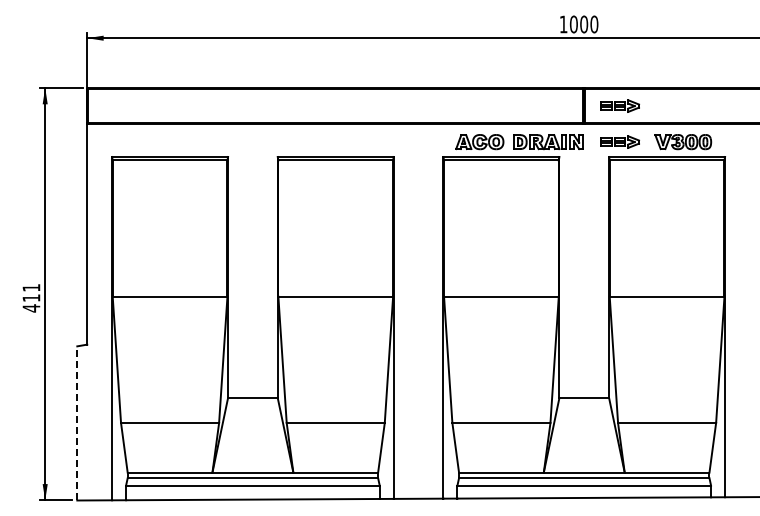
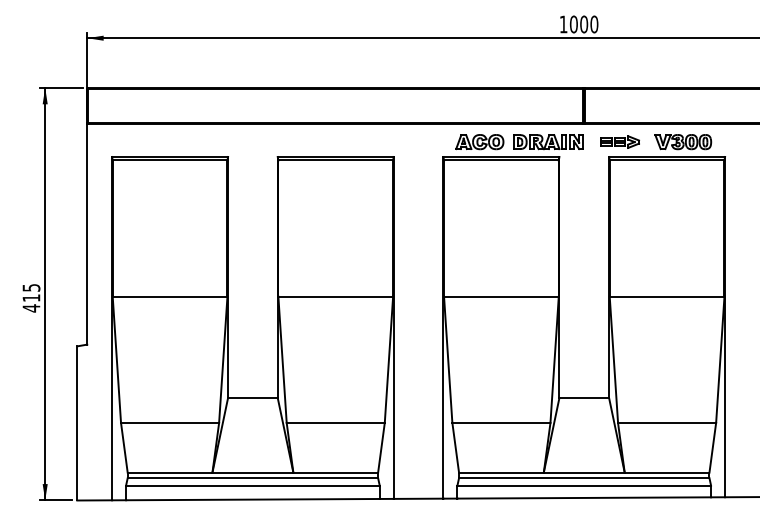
part: present -> none (619, 105)
text: 411 -> 415 (31, 287)
line: dashed -> solid (77, 422)
